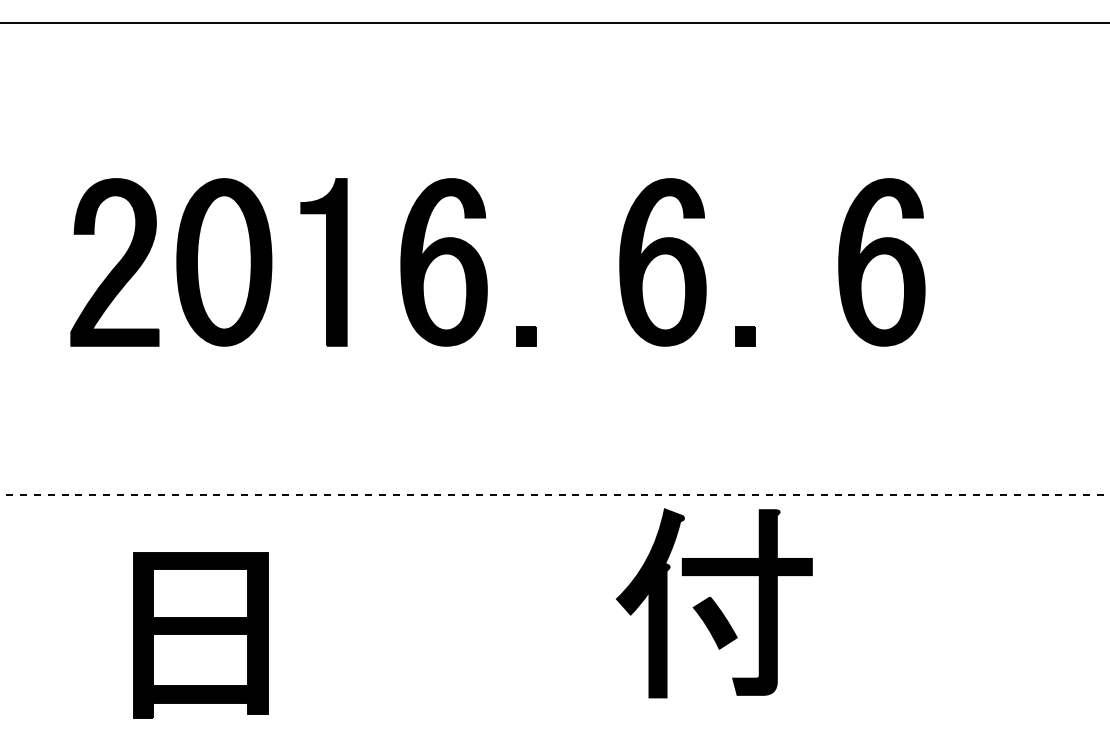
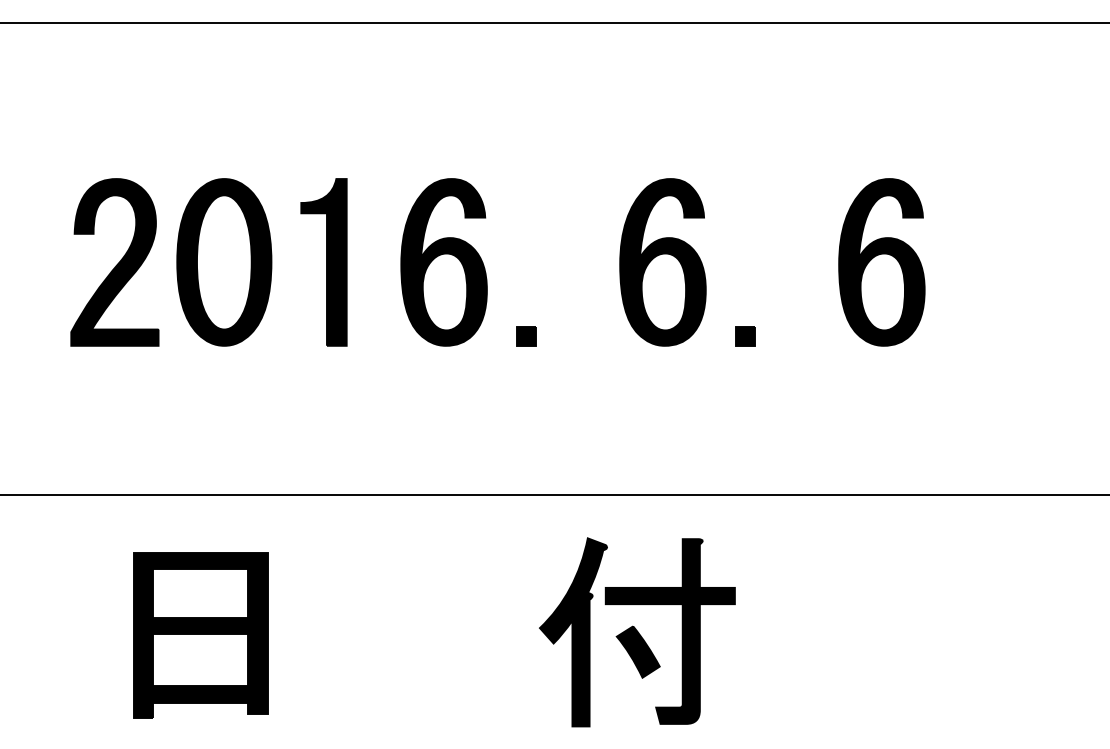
line: dashed -> solid (554, 494)
part position: (714, 603) -> (637, 632) (637, 632)
